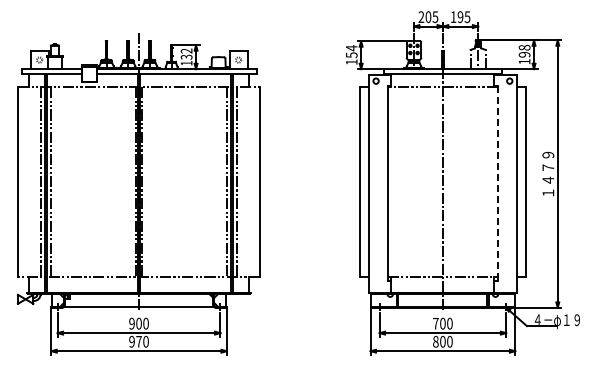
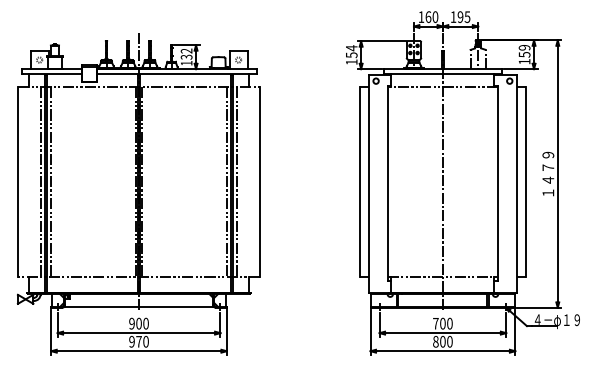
text: 205 -> 160 (428, 16)
text: 198 -> 159 (524, 50)
line: dashed -> solid (498, 183)
